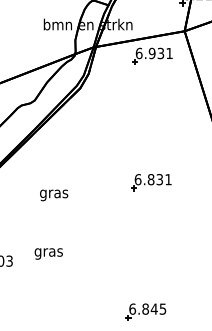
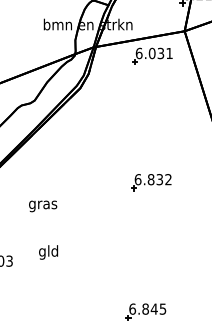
text: 6.931 -> 6.031 (151, 53)
text: 6.831 -> 6.832 (168, 179)
text position: (54, 195) -> (43, 206) (43, 206)
text: gras -> gld (48, 252)
